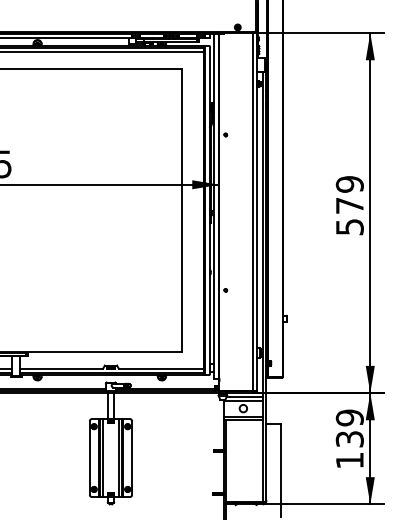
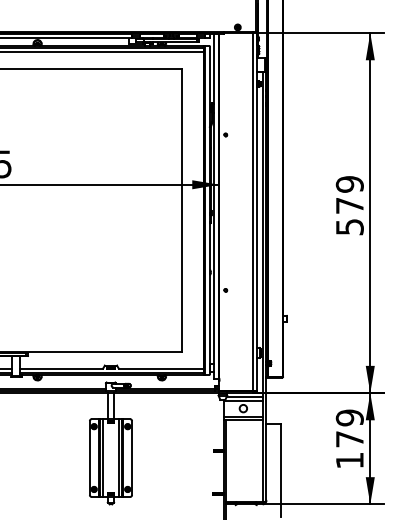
text: 139 -> 179 (349, 439)
